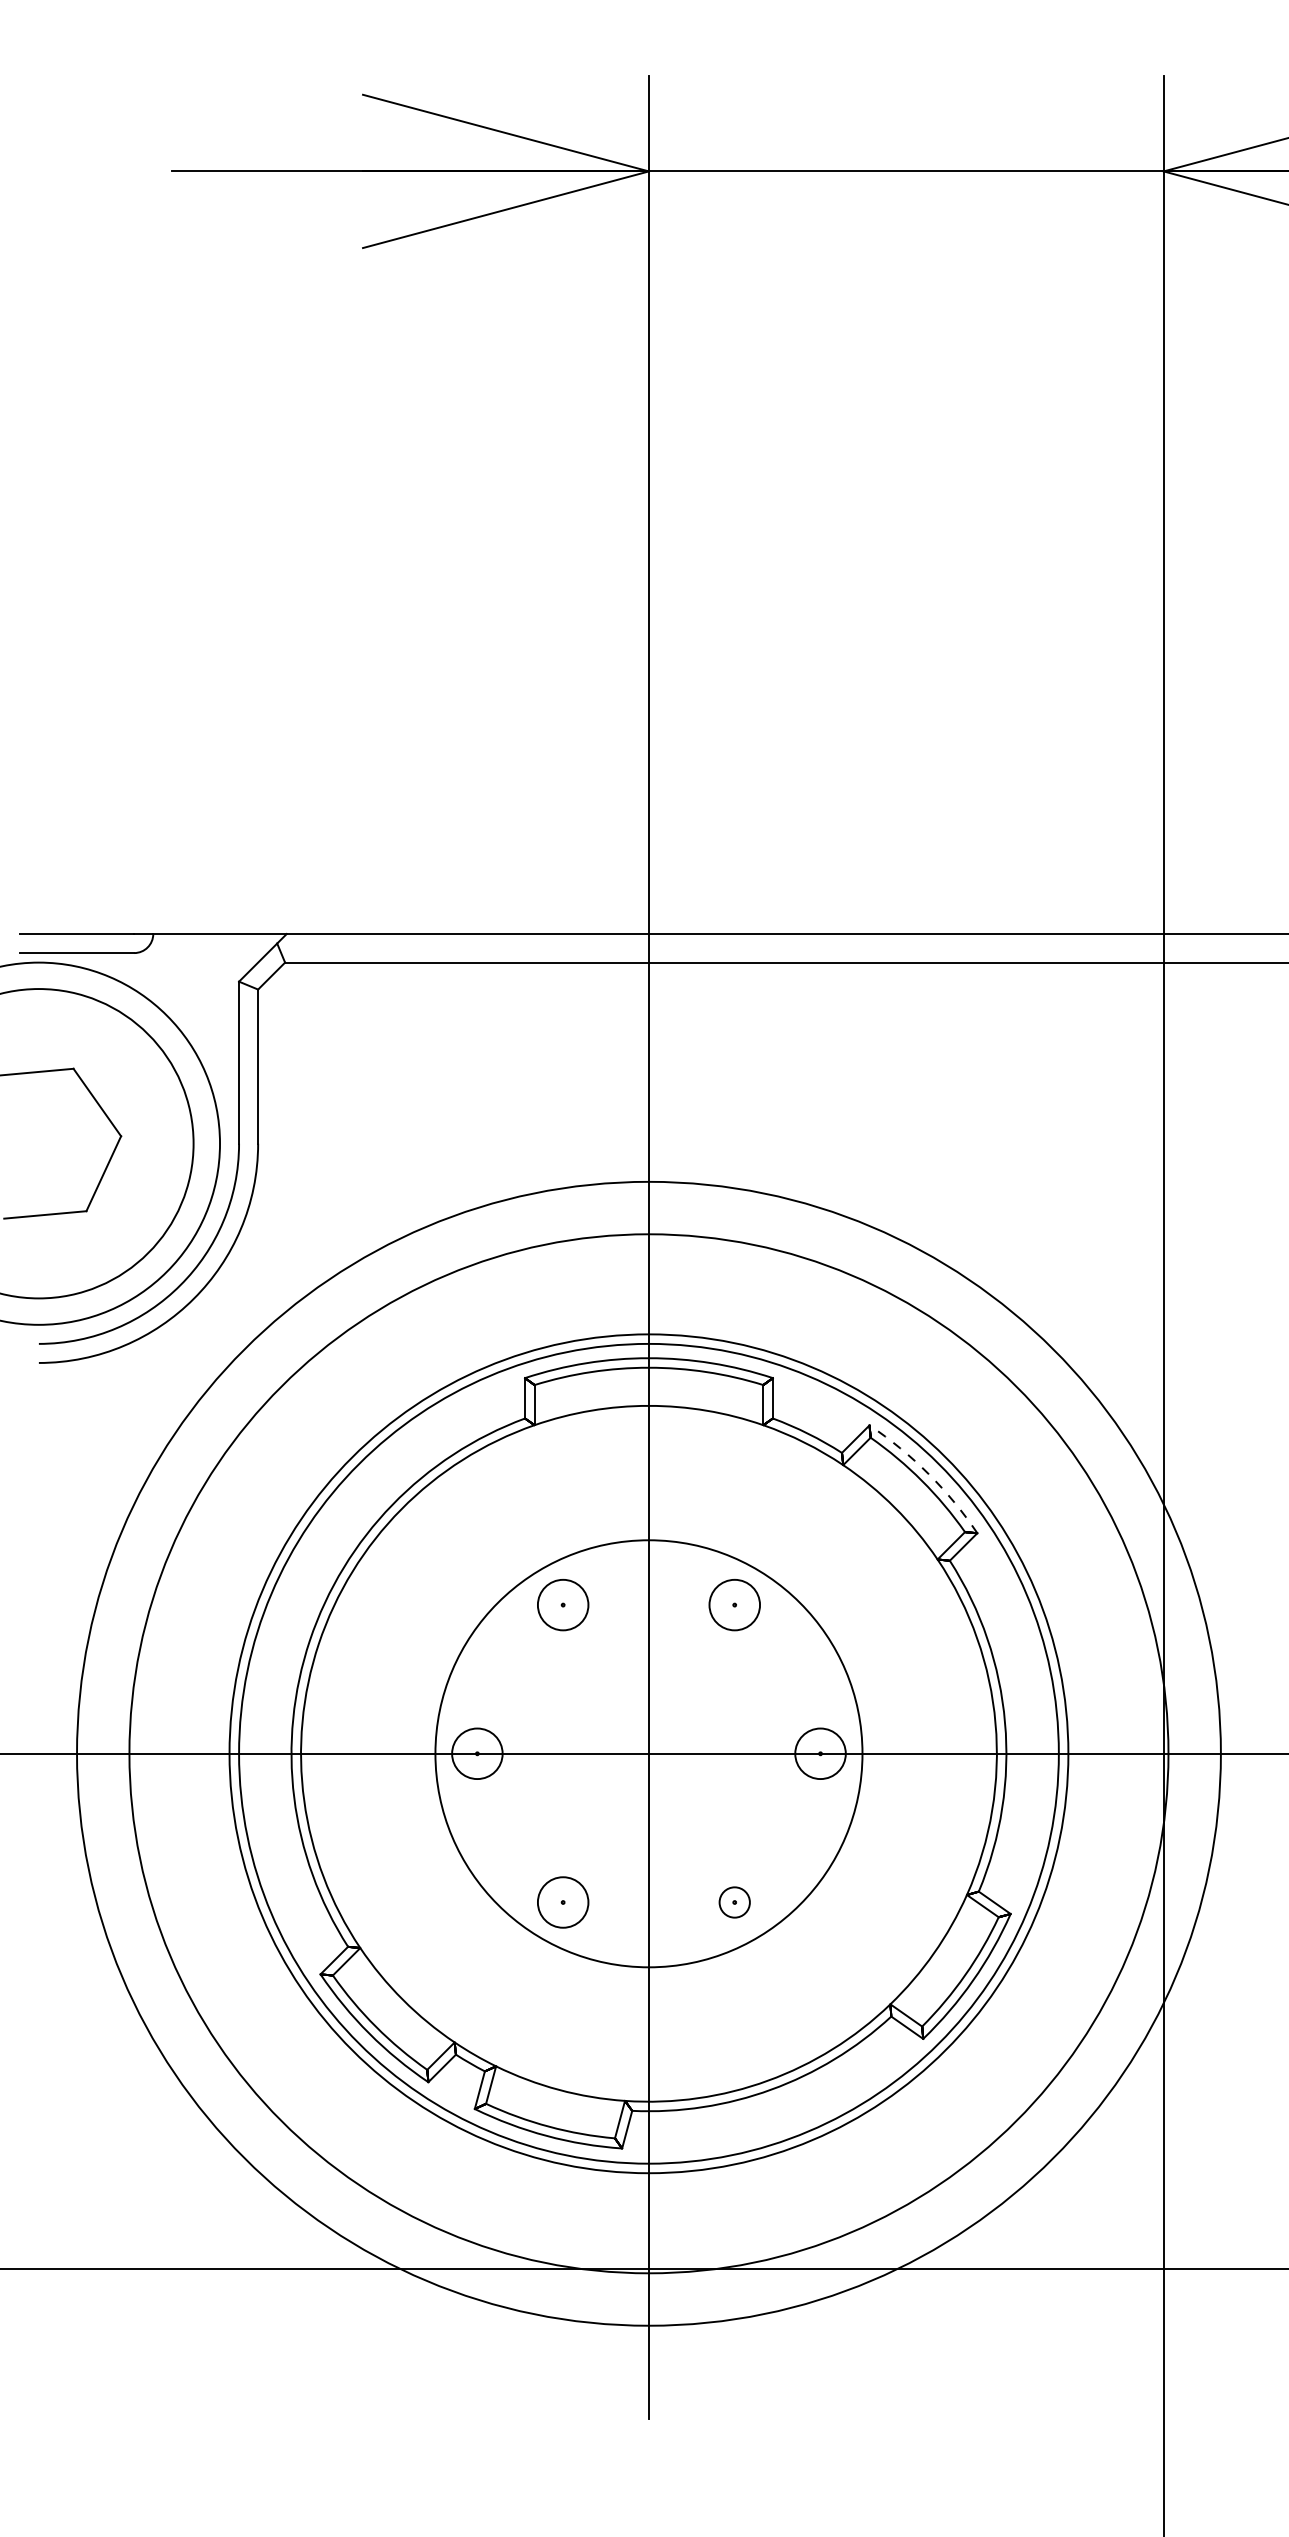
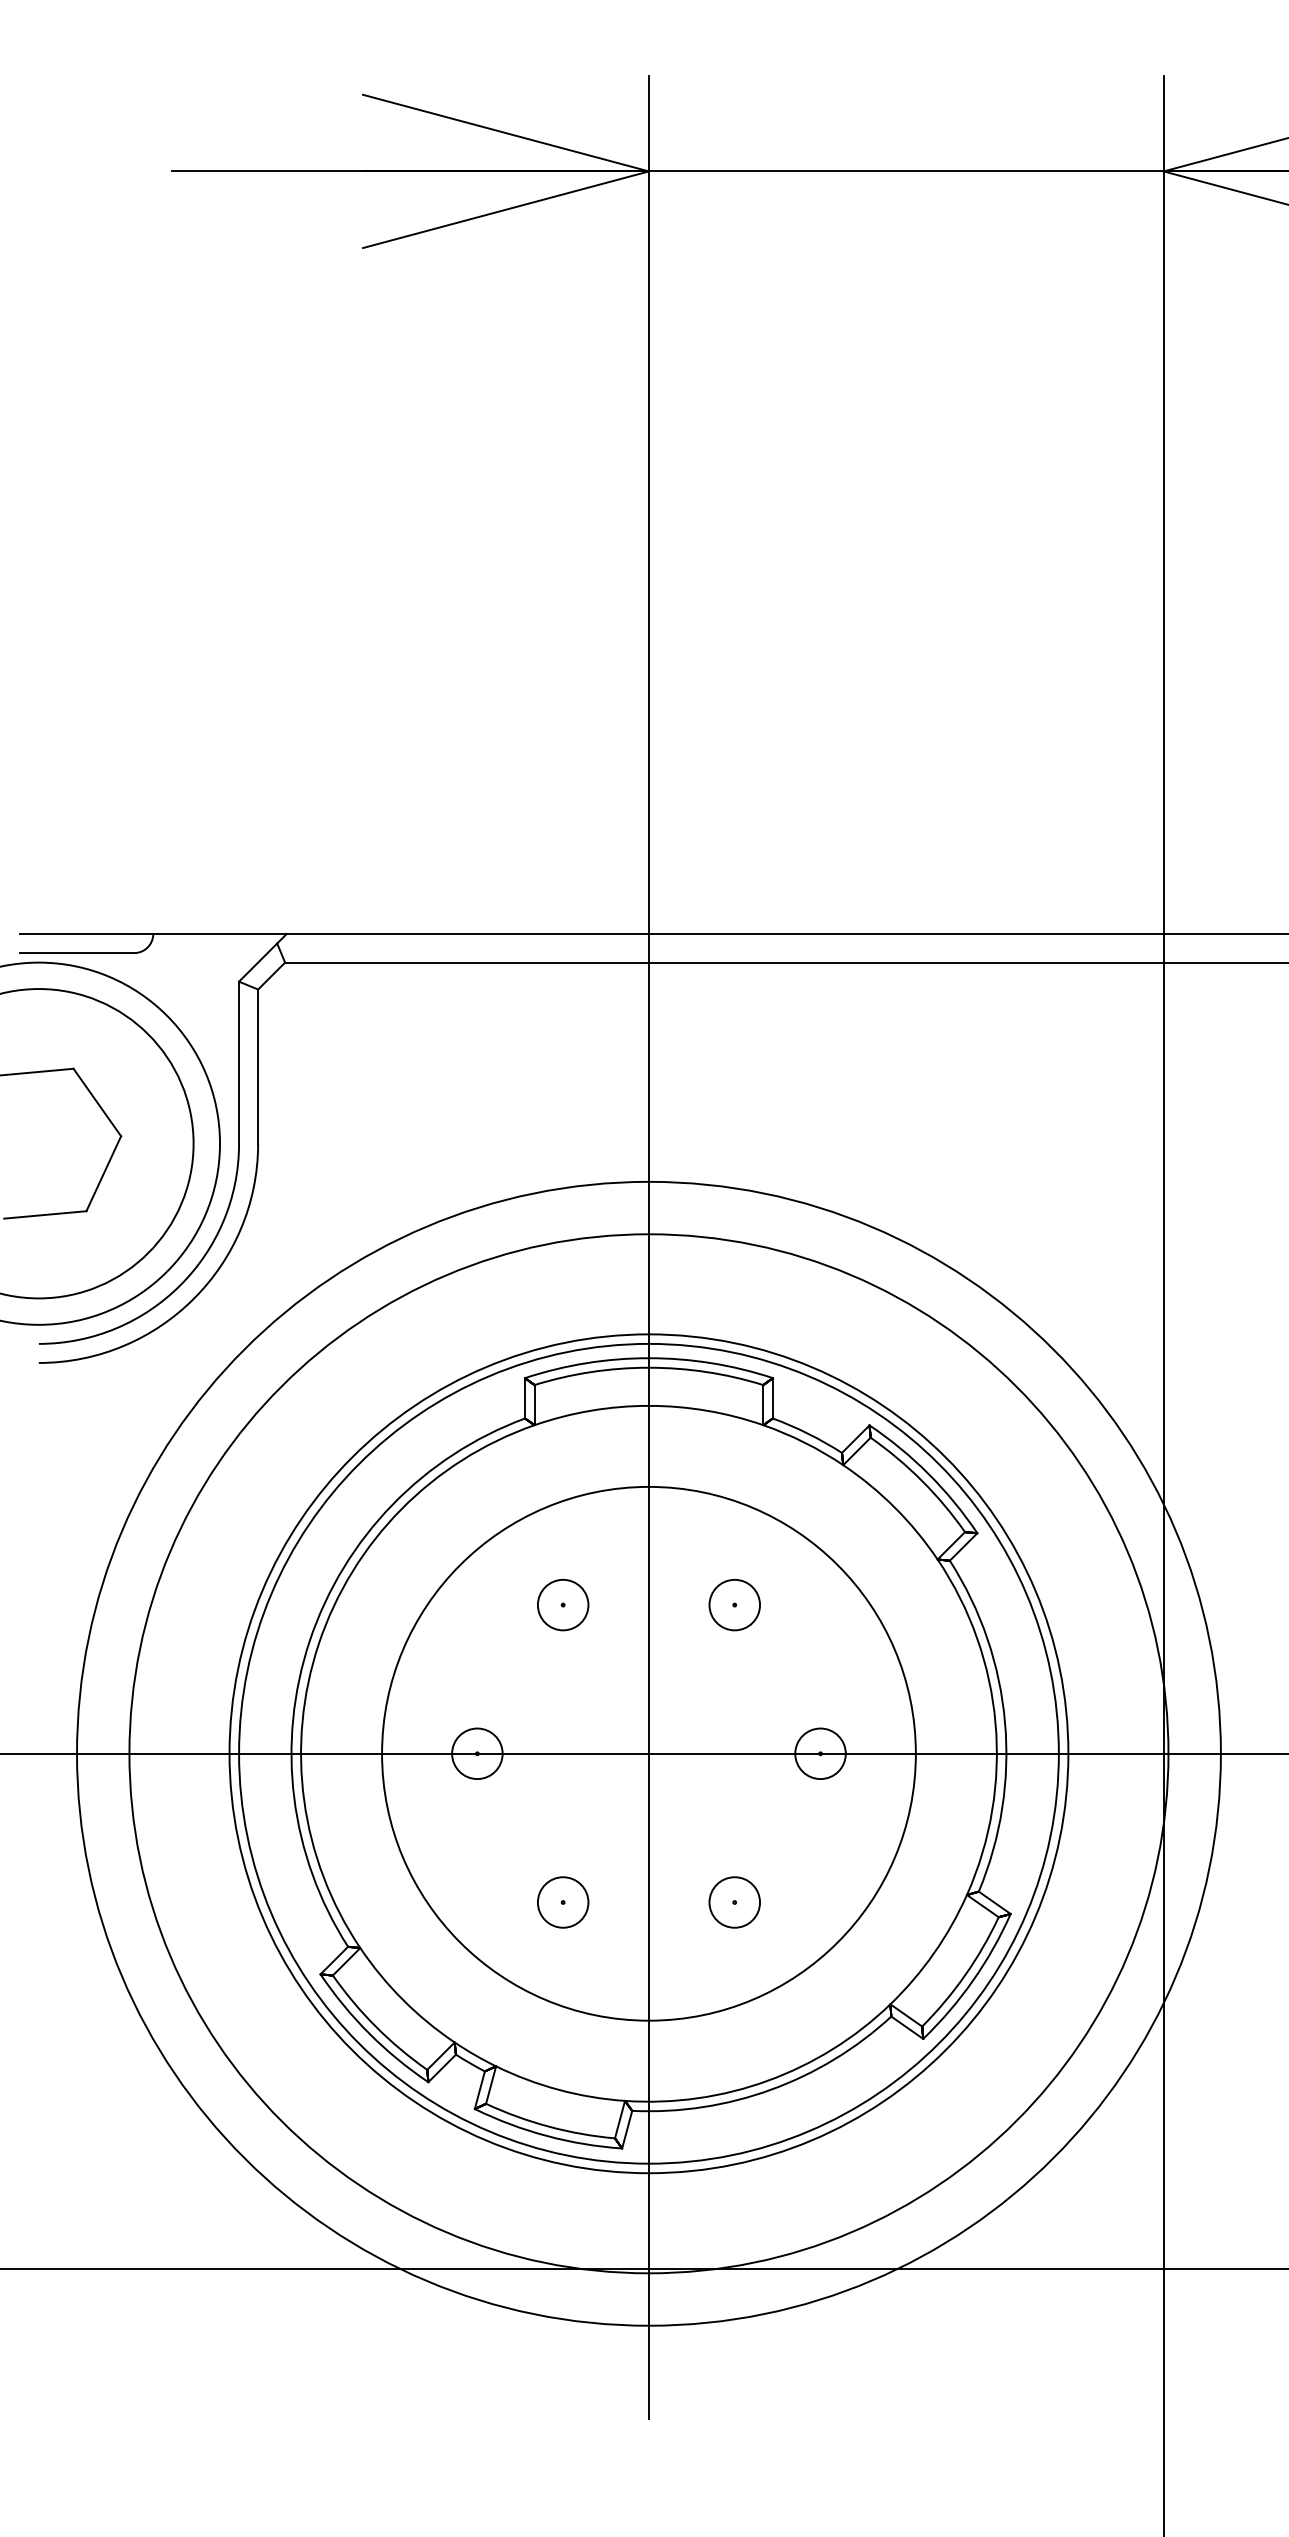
arc: dashed -> solid (928, 1474)
circle diameter: 427 px -> 534 px (648, 1753)
circle diameter: 30 px -> 51 px (734, 1902)
